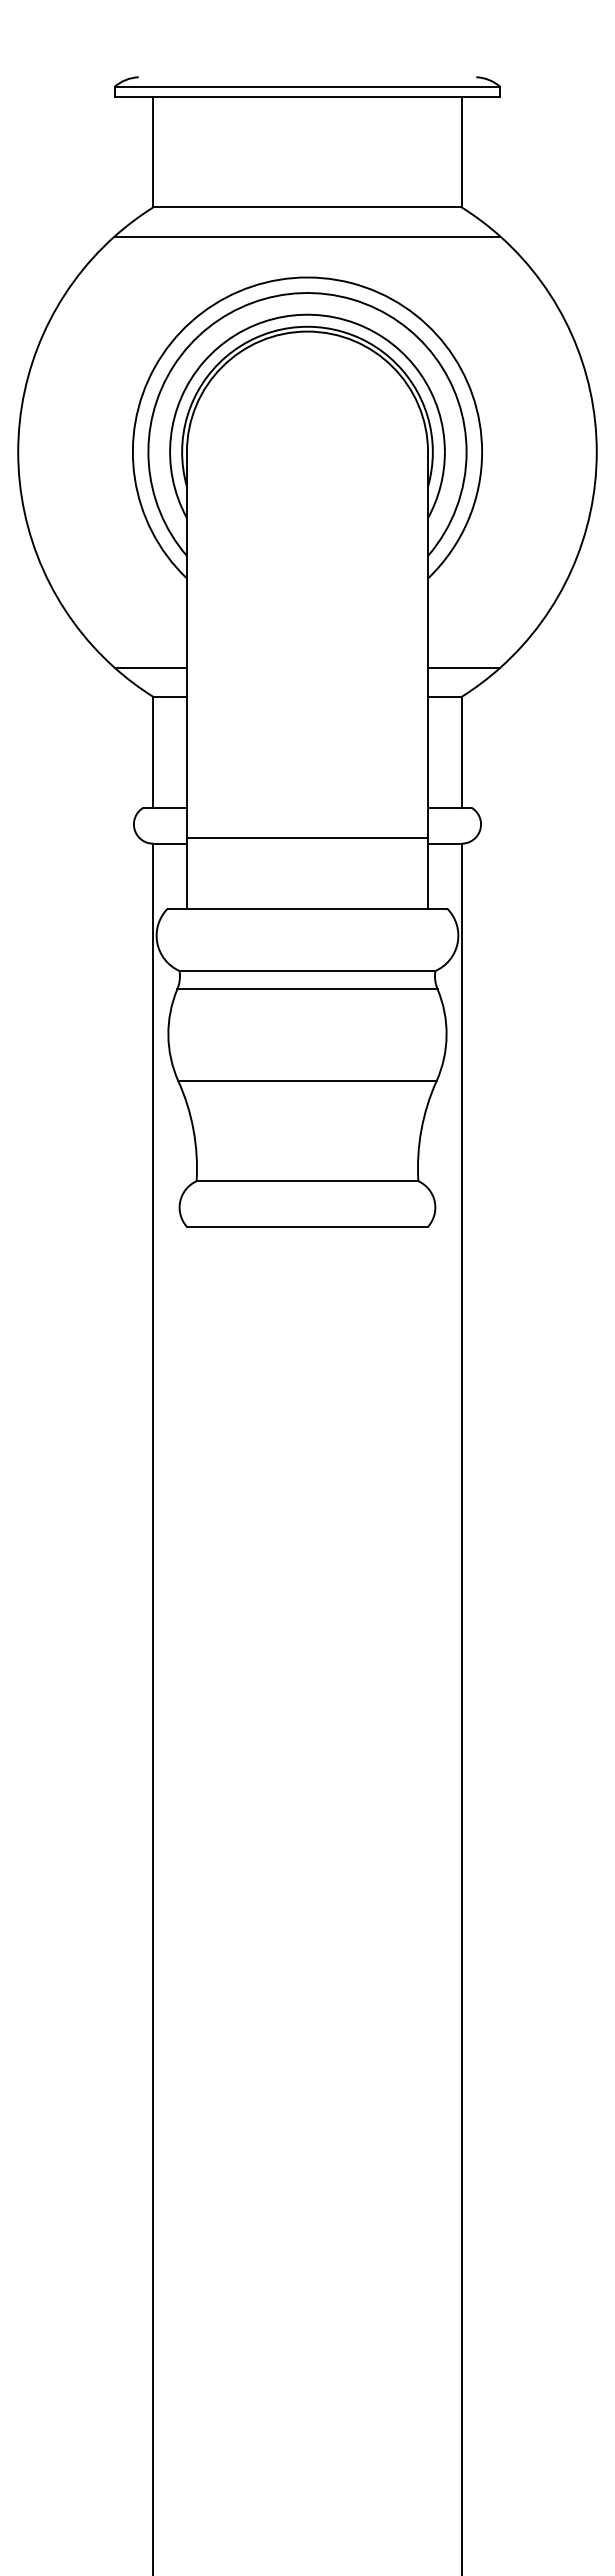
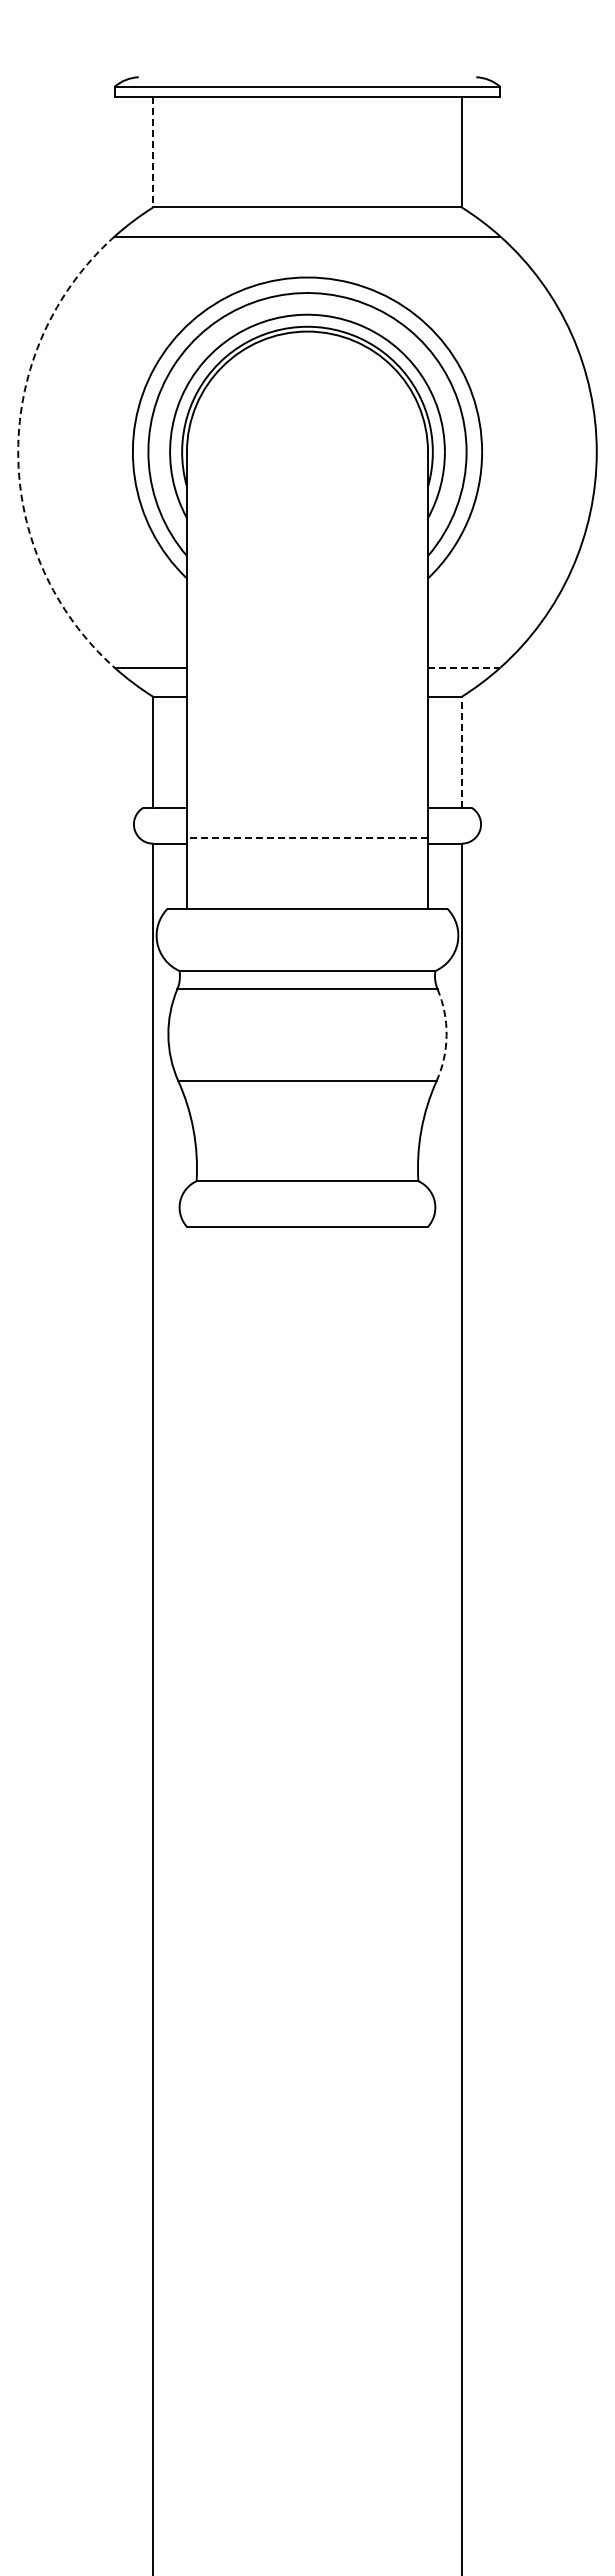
line: solid -> dashed (153, 152)
arc: solid -> dashed (18, 452)
line: solid -> dashed (464, 667)
line: solid -> dashed (461, 751)
line: solid -> dashed (307, 837)
arc: solid -> dashed (446, 1035)
